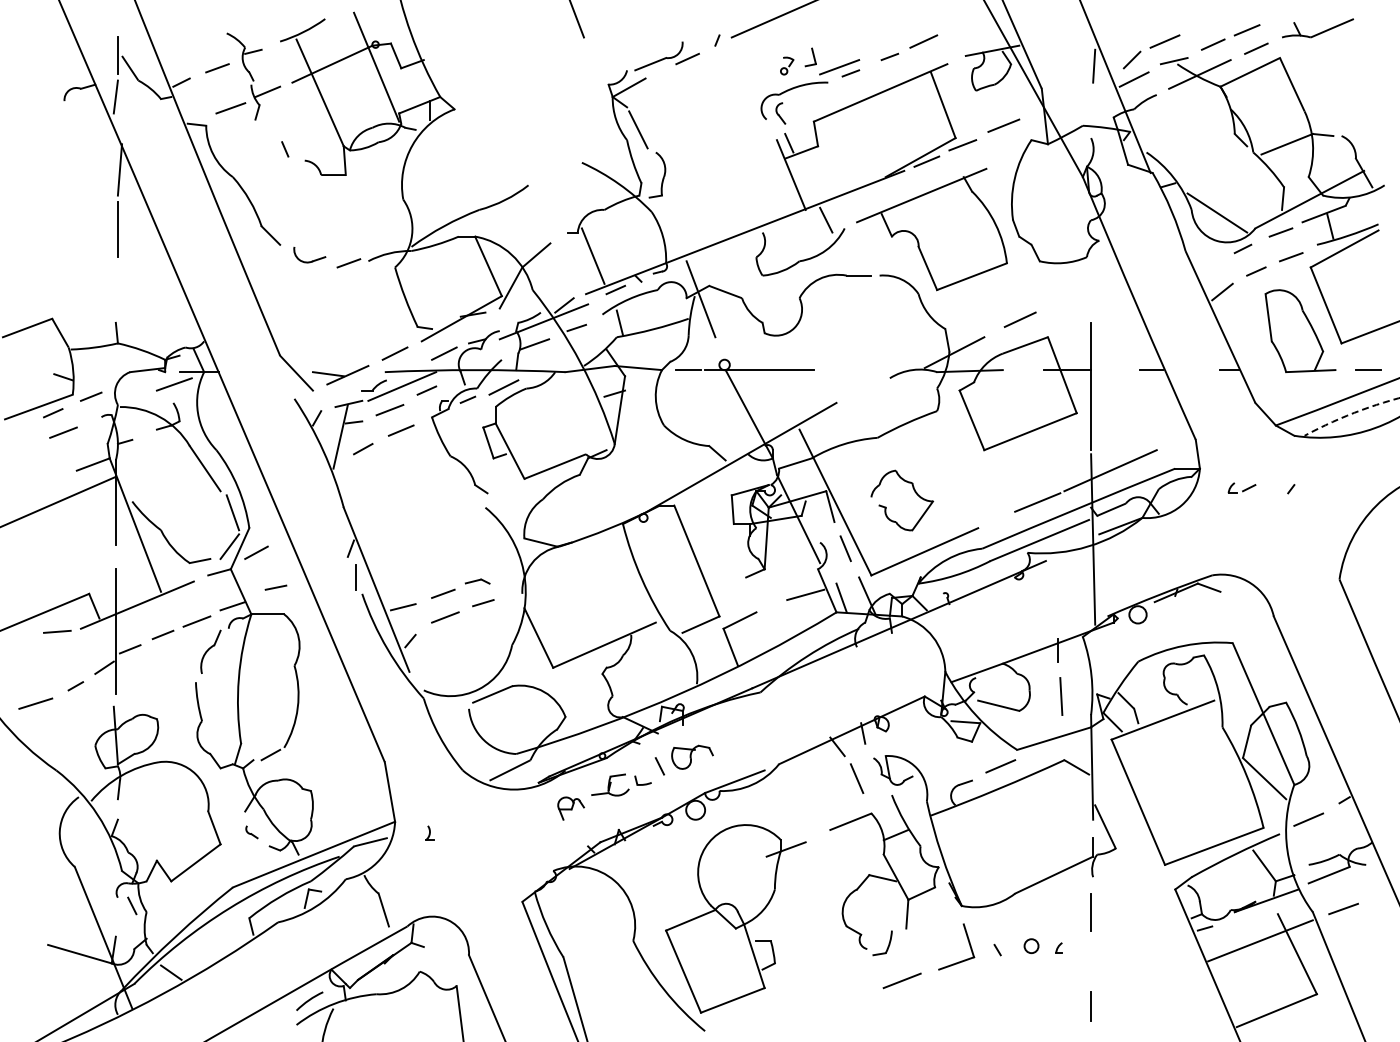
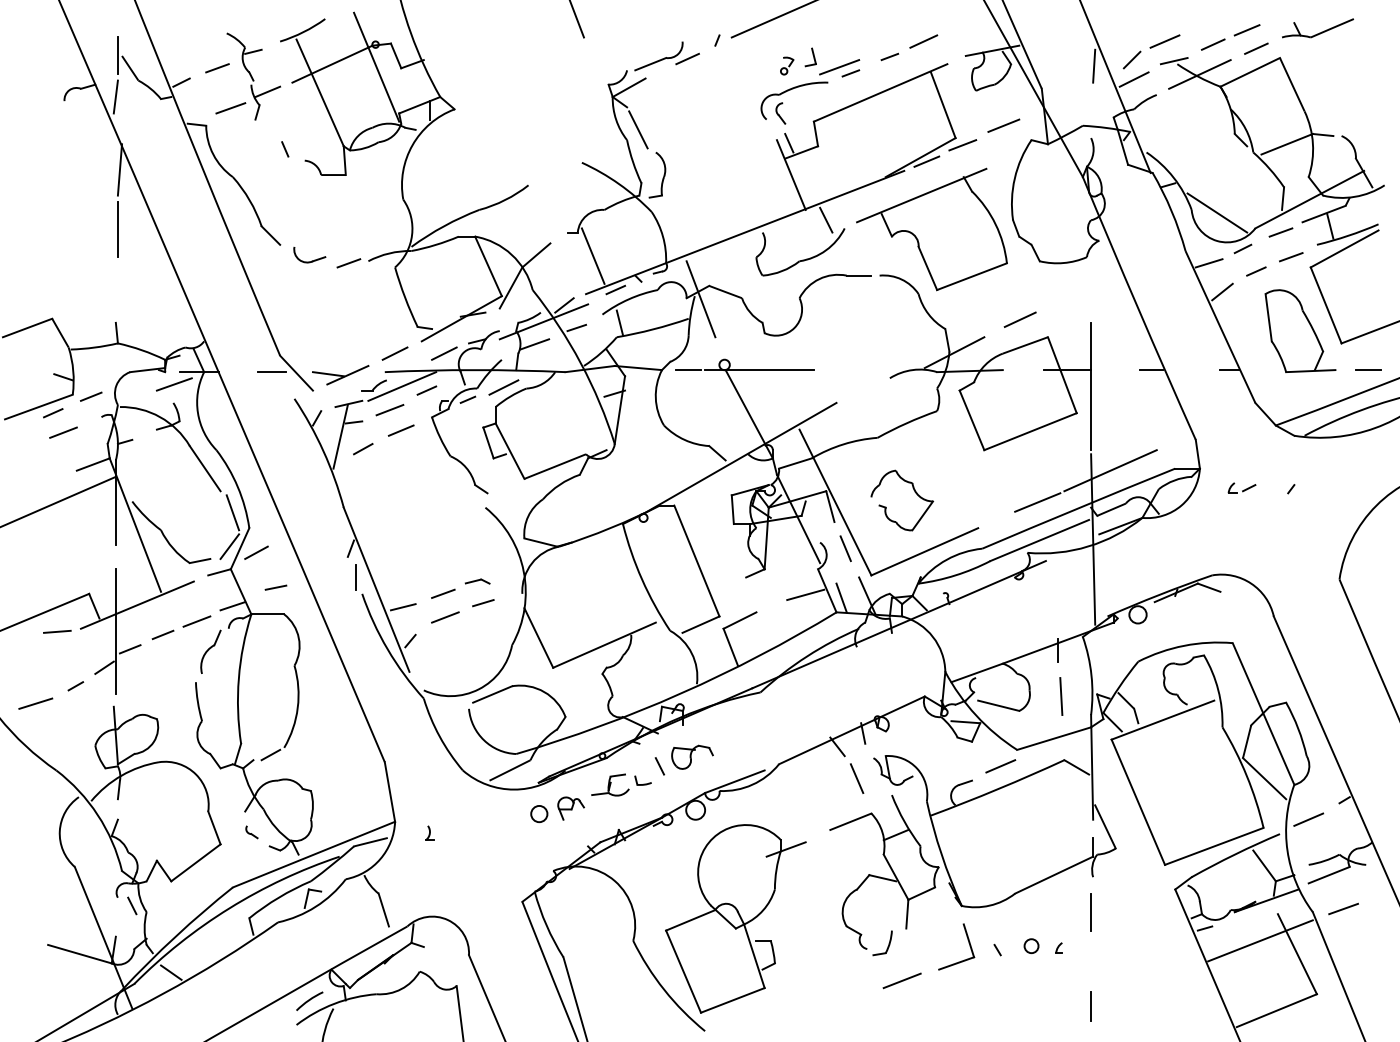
line: none -> present (1208, 263)
line: none -> present (271, 372)
arc: dashed -> solid (1350, 414)
circle: none -> present (539, 814)
